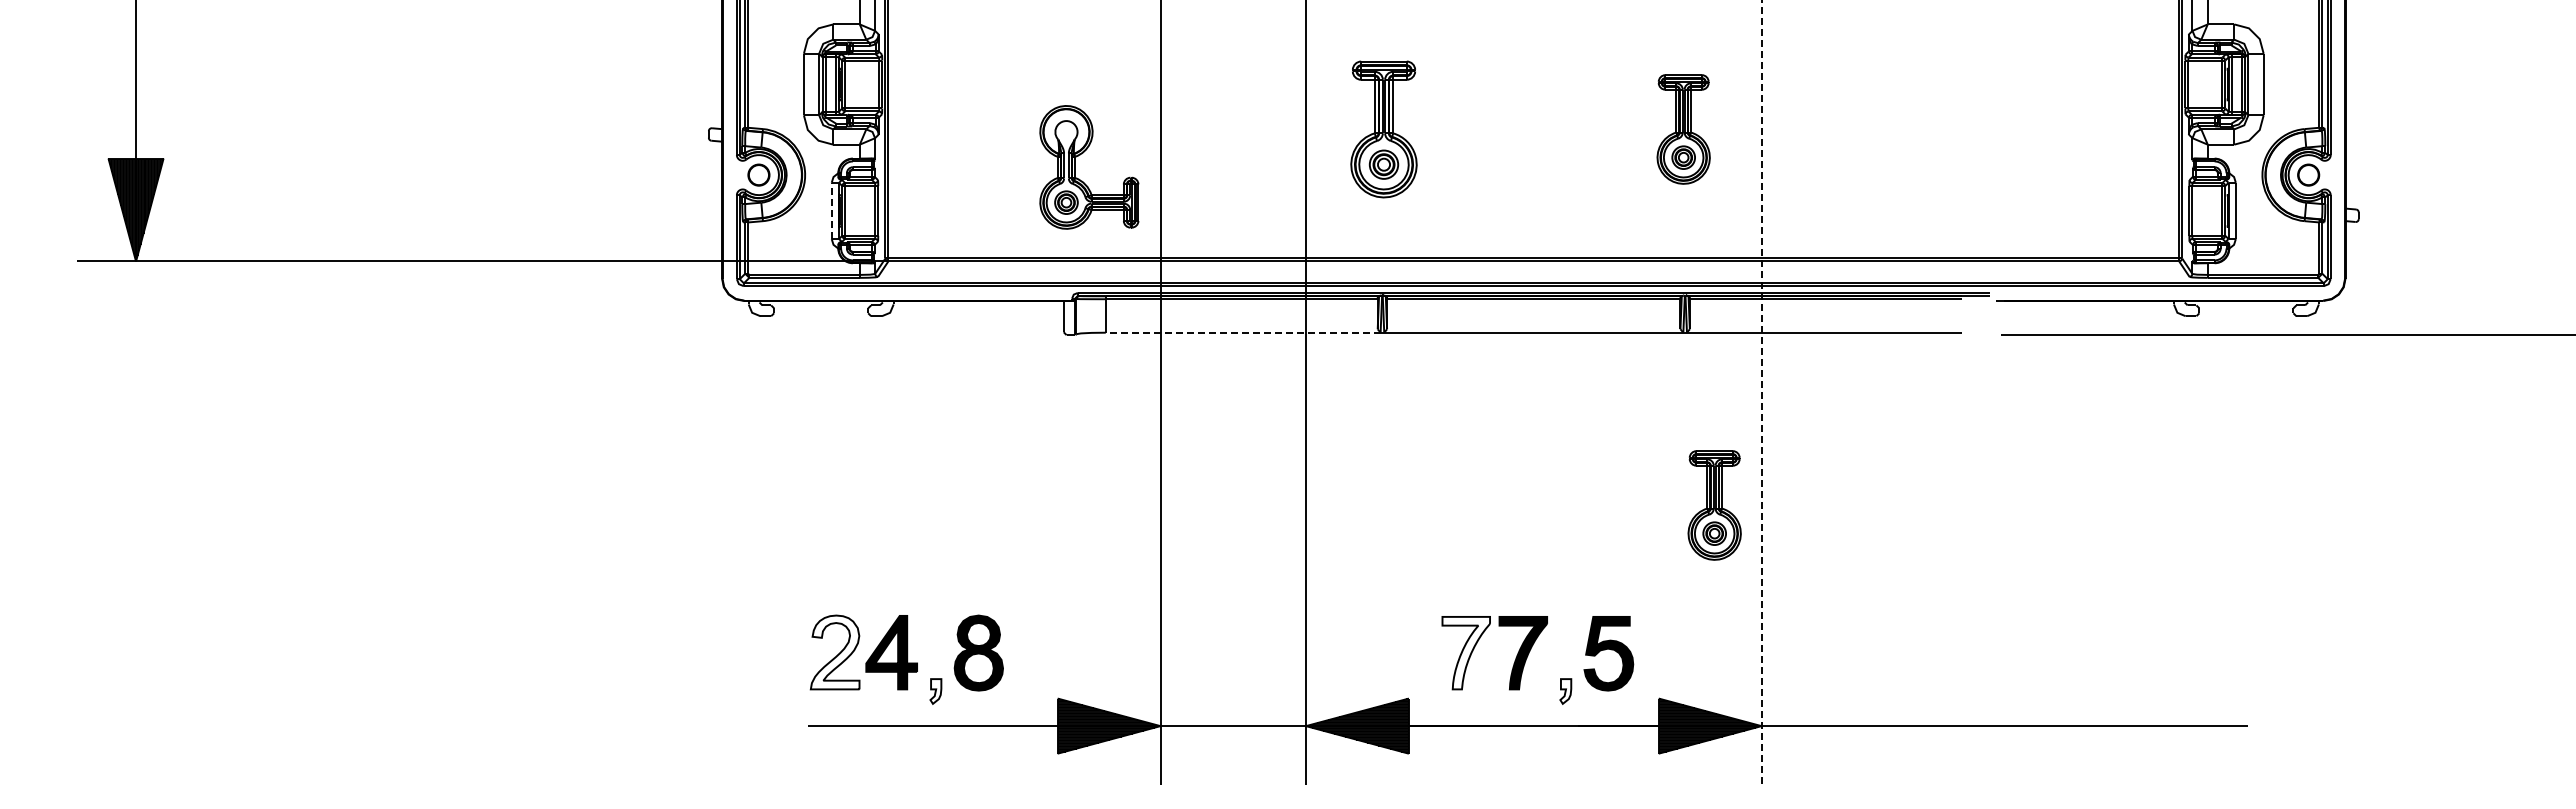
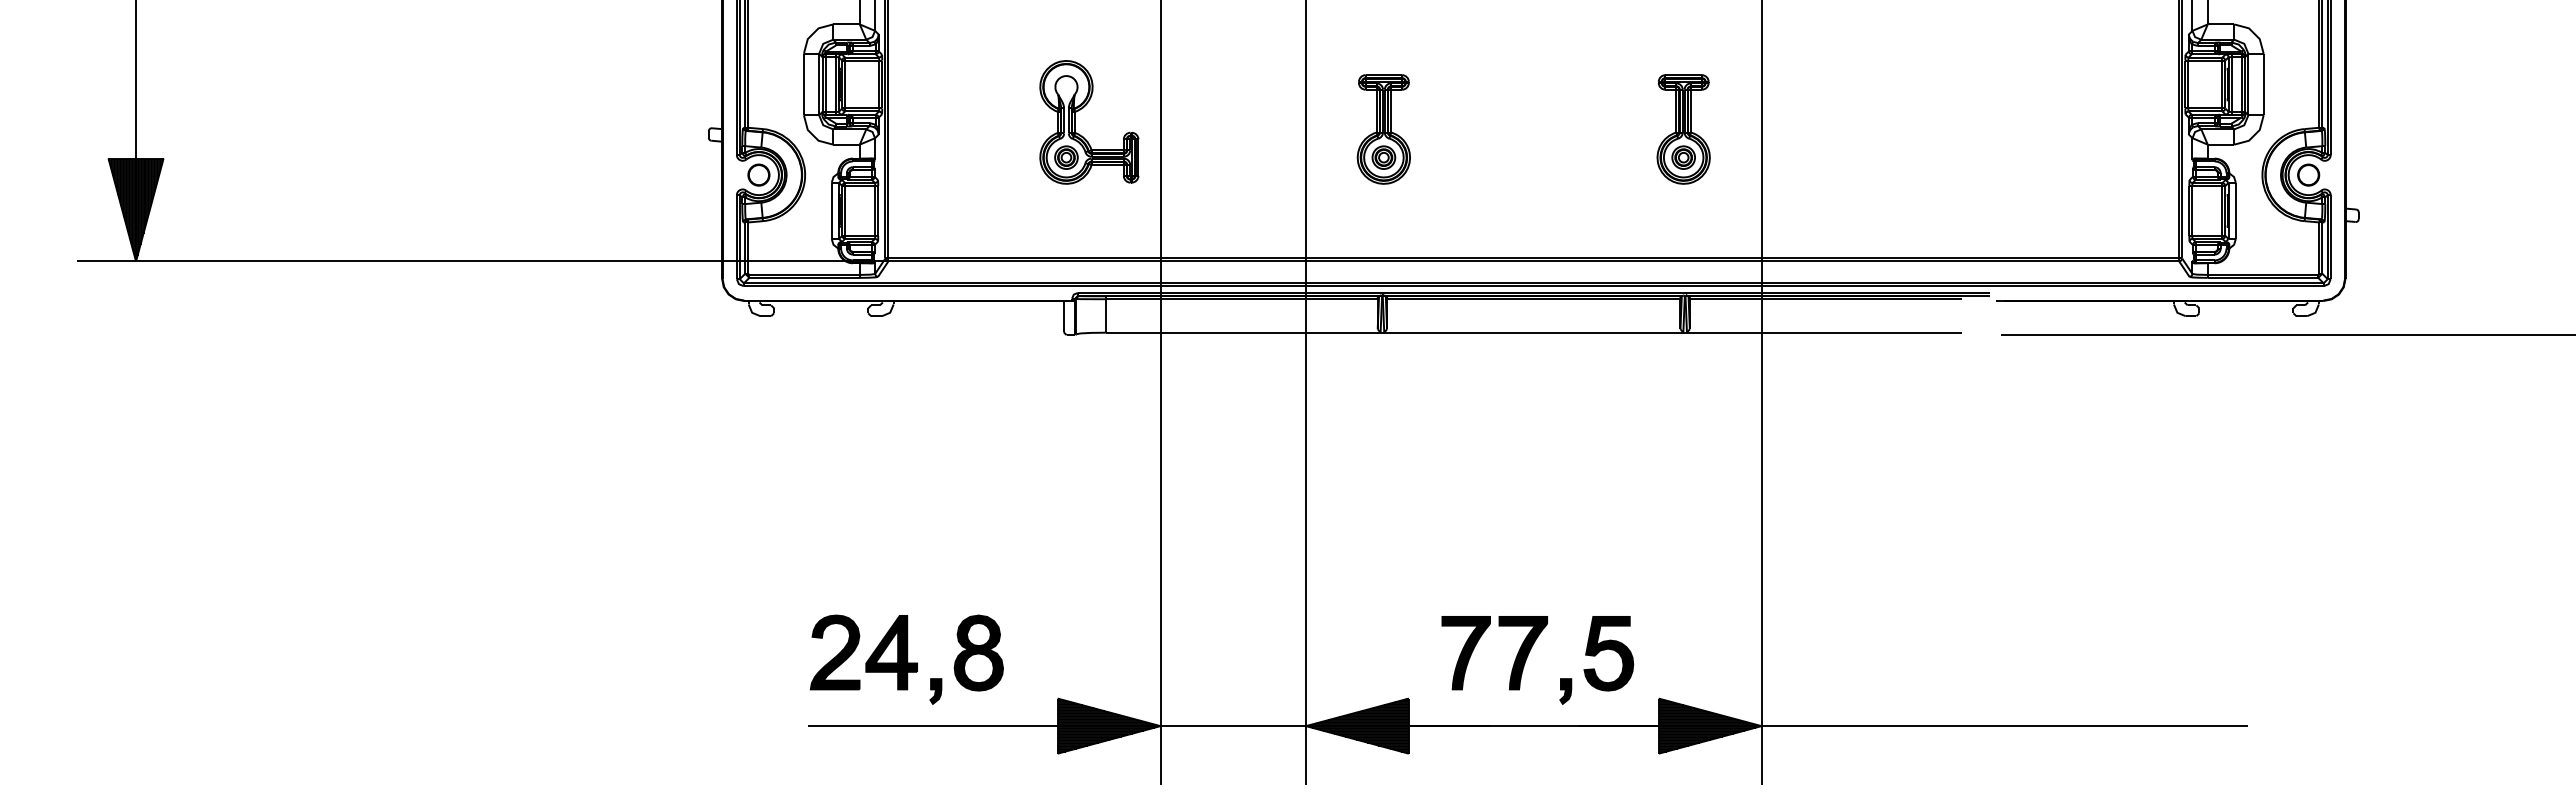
part size: 68x139 px -> 55x111 px (1383, 129)
part position: (1075, 167) -> (1075, 122) (1075, 122)
line: dashed -> solid (831, 210)
line: dashed -> solid (1242, 332)
line: dashed -> solid (1761, 393)
part: present -> none (1714, 505)
fill: none -> present (834, 652)
fill: none -> present (1466, 652)
fill: none -> present (935, 691)
fill: none -> present (1565, 691)
